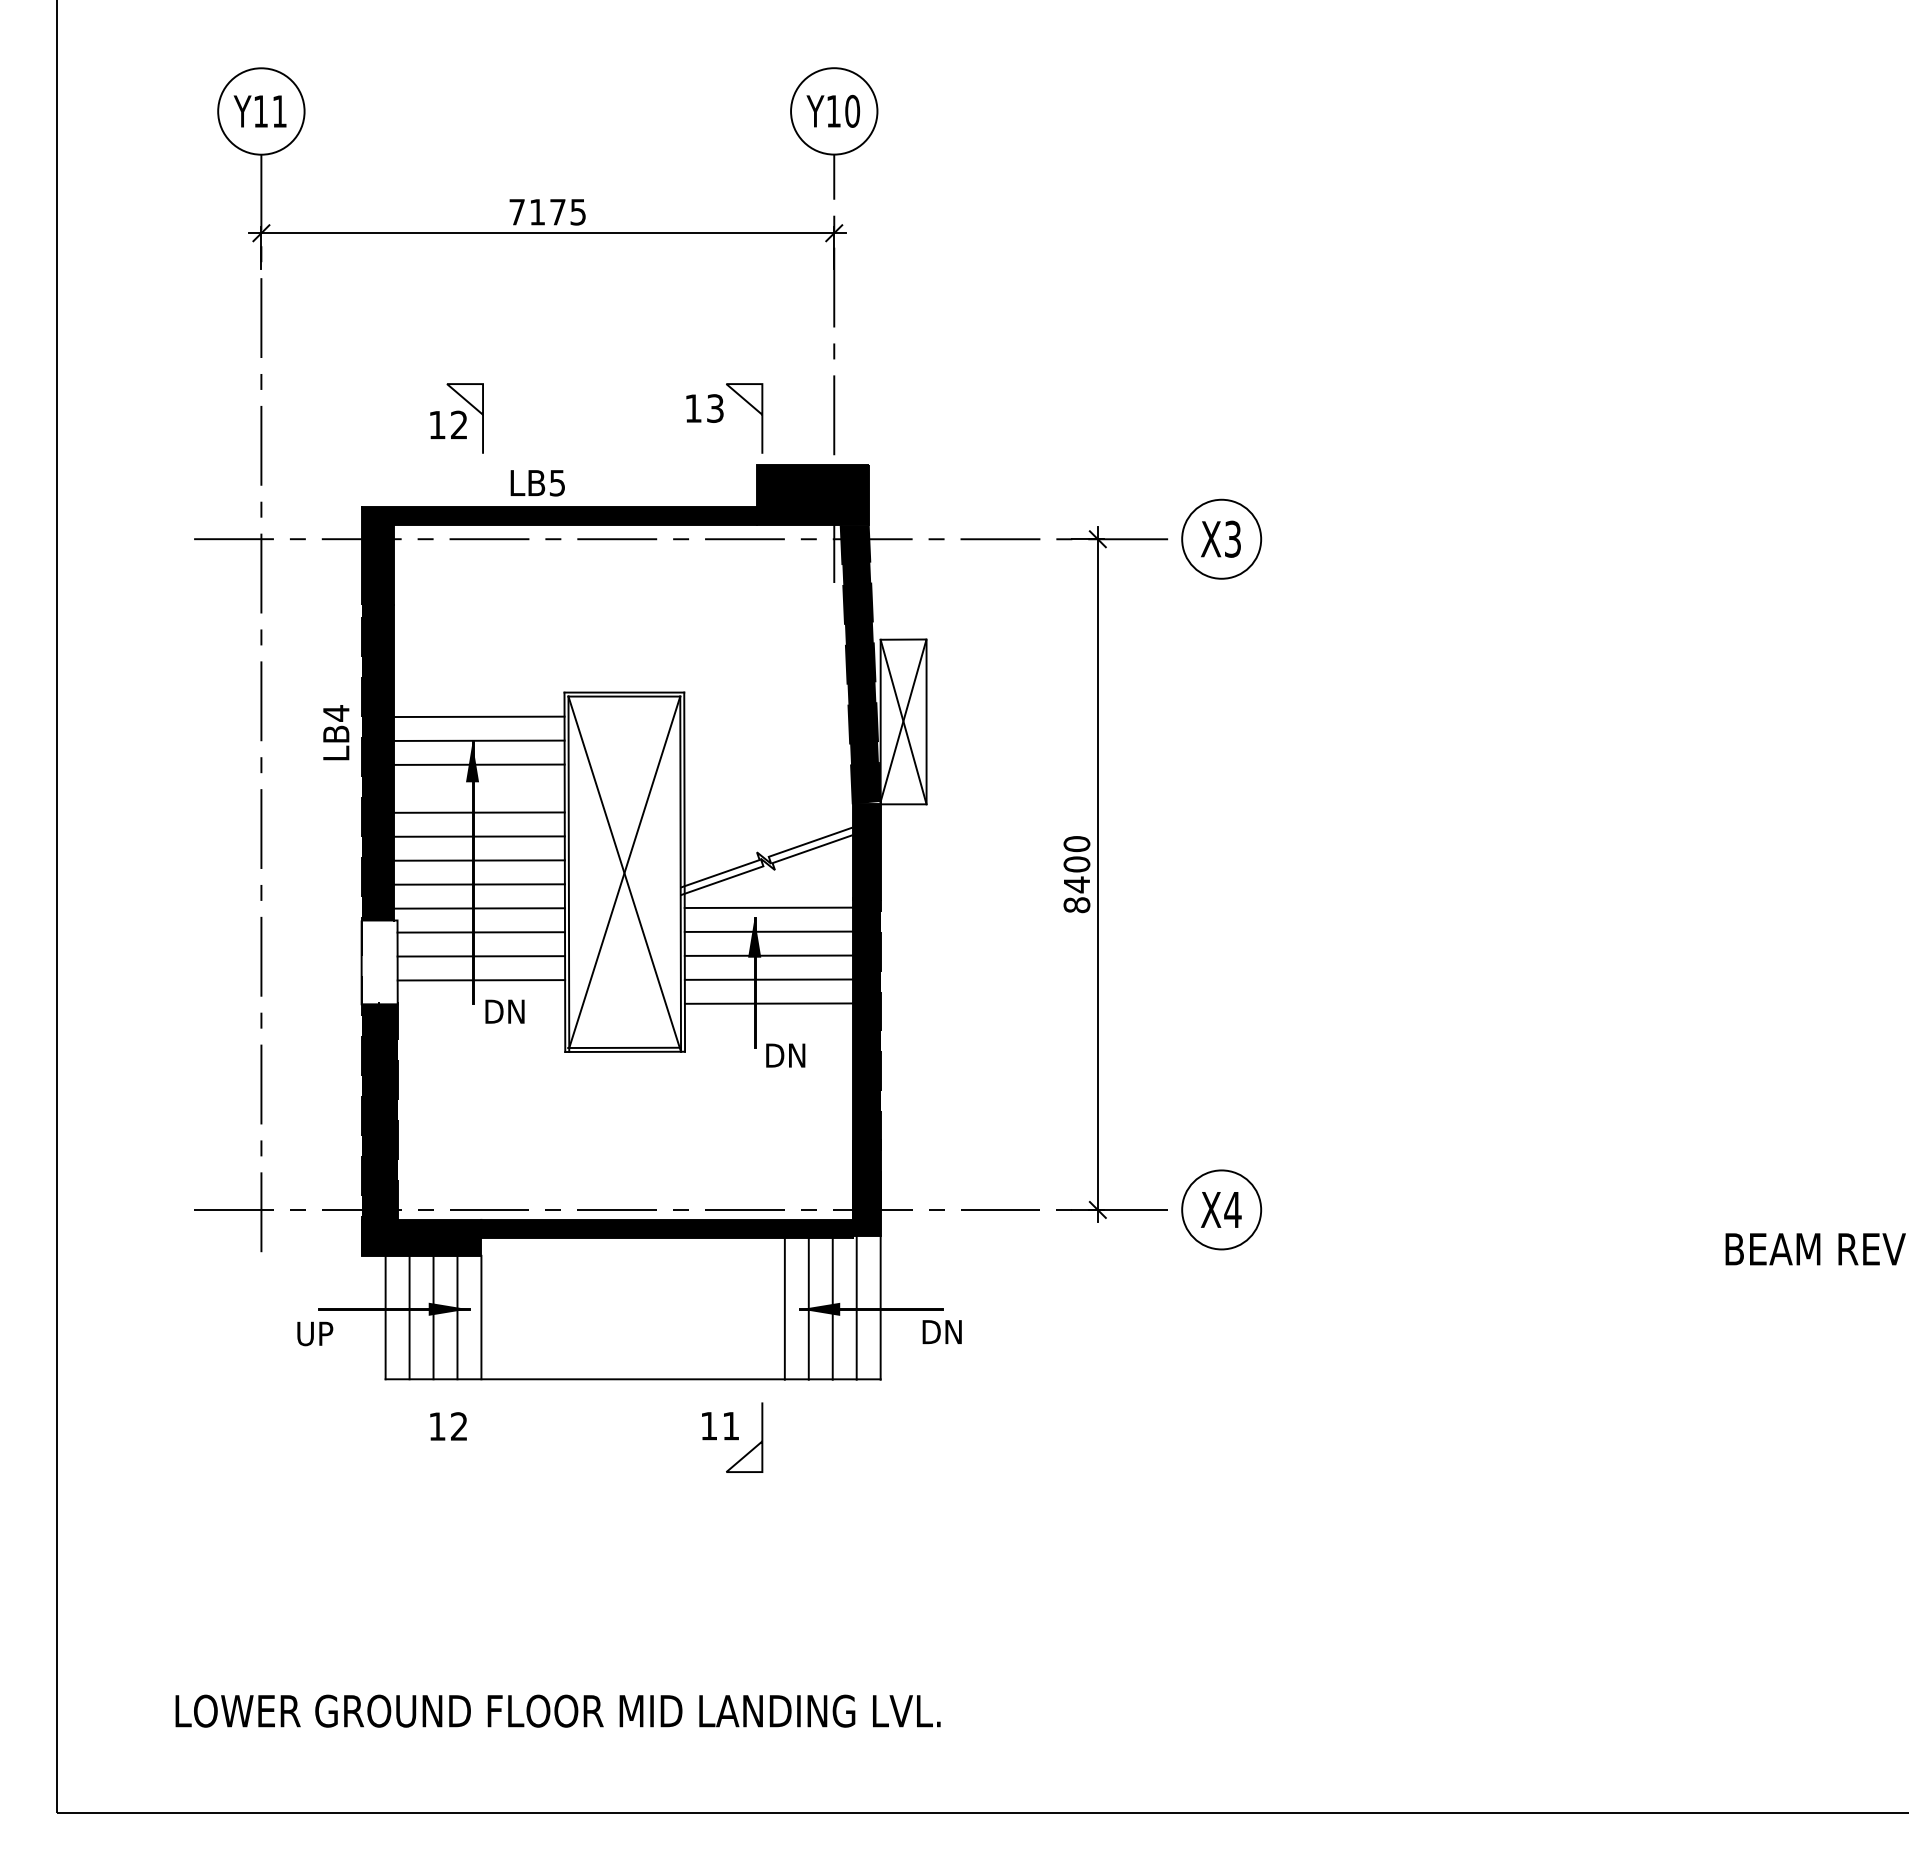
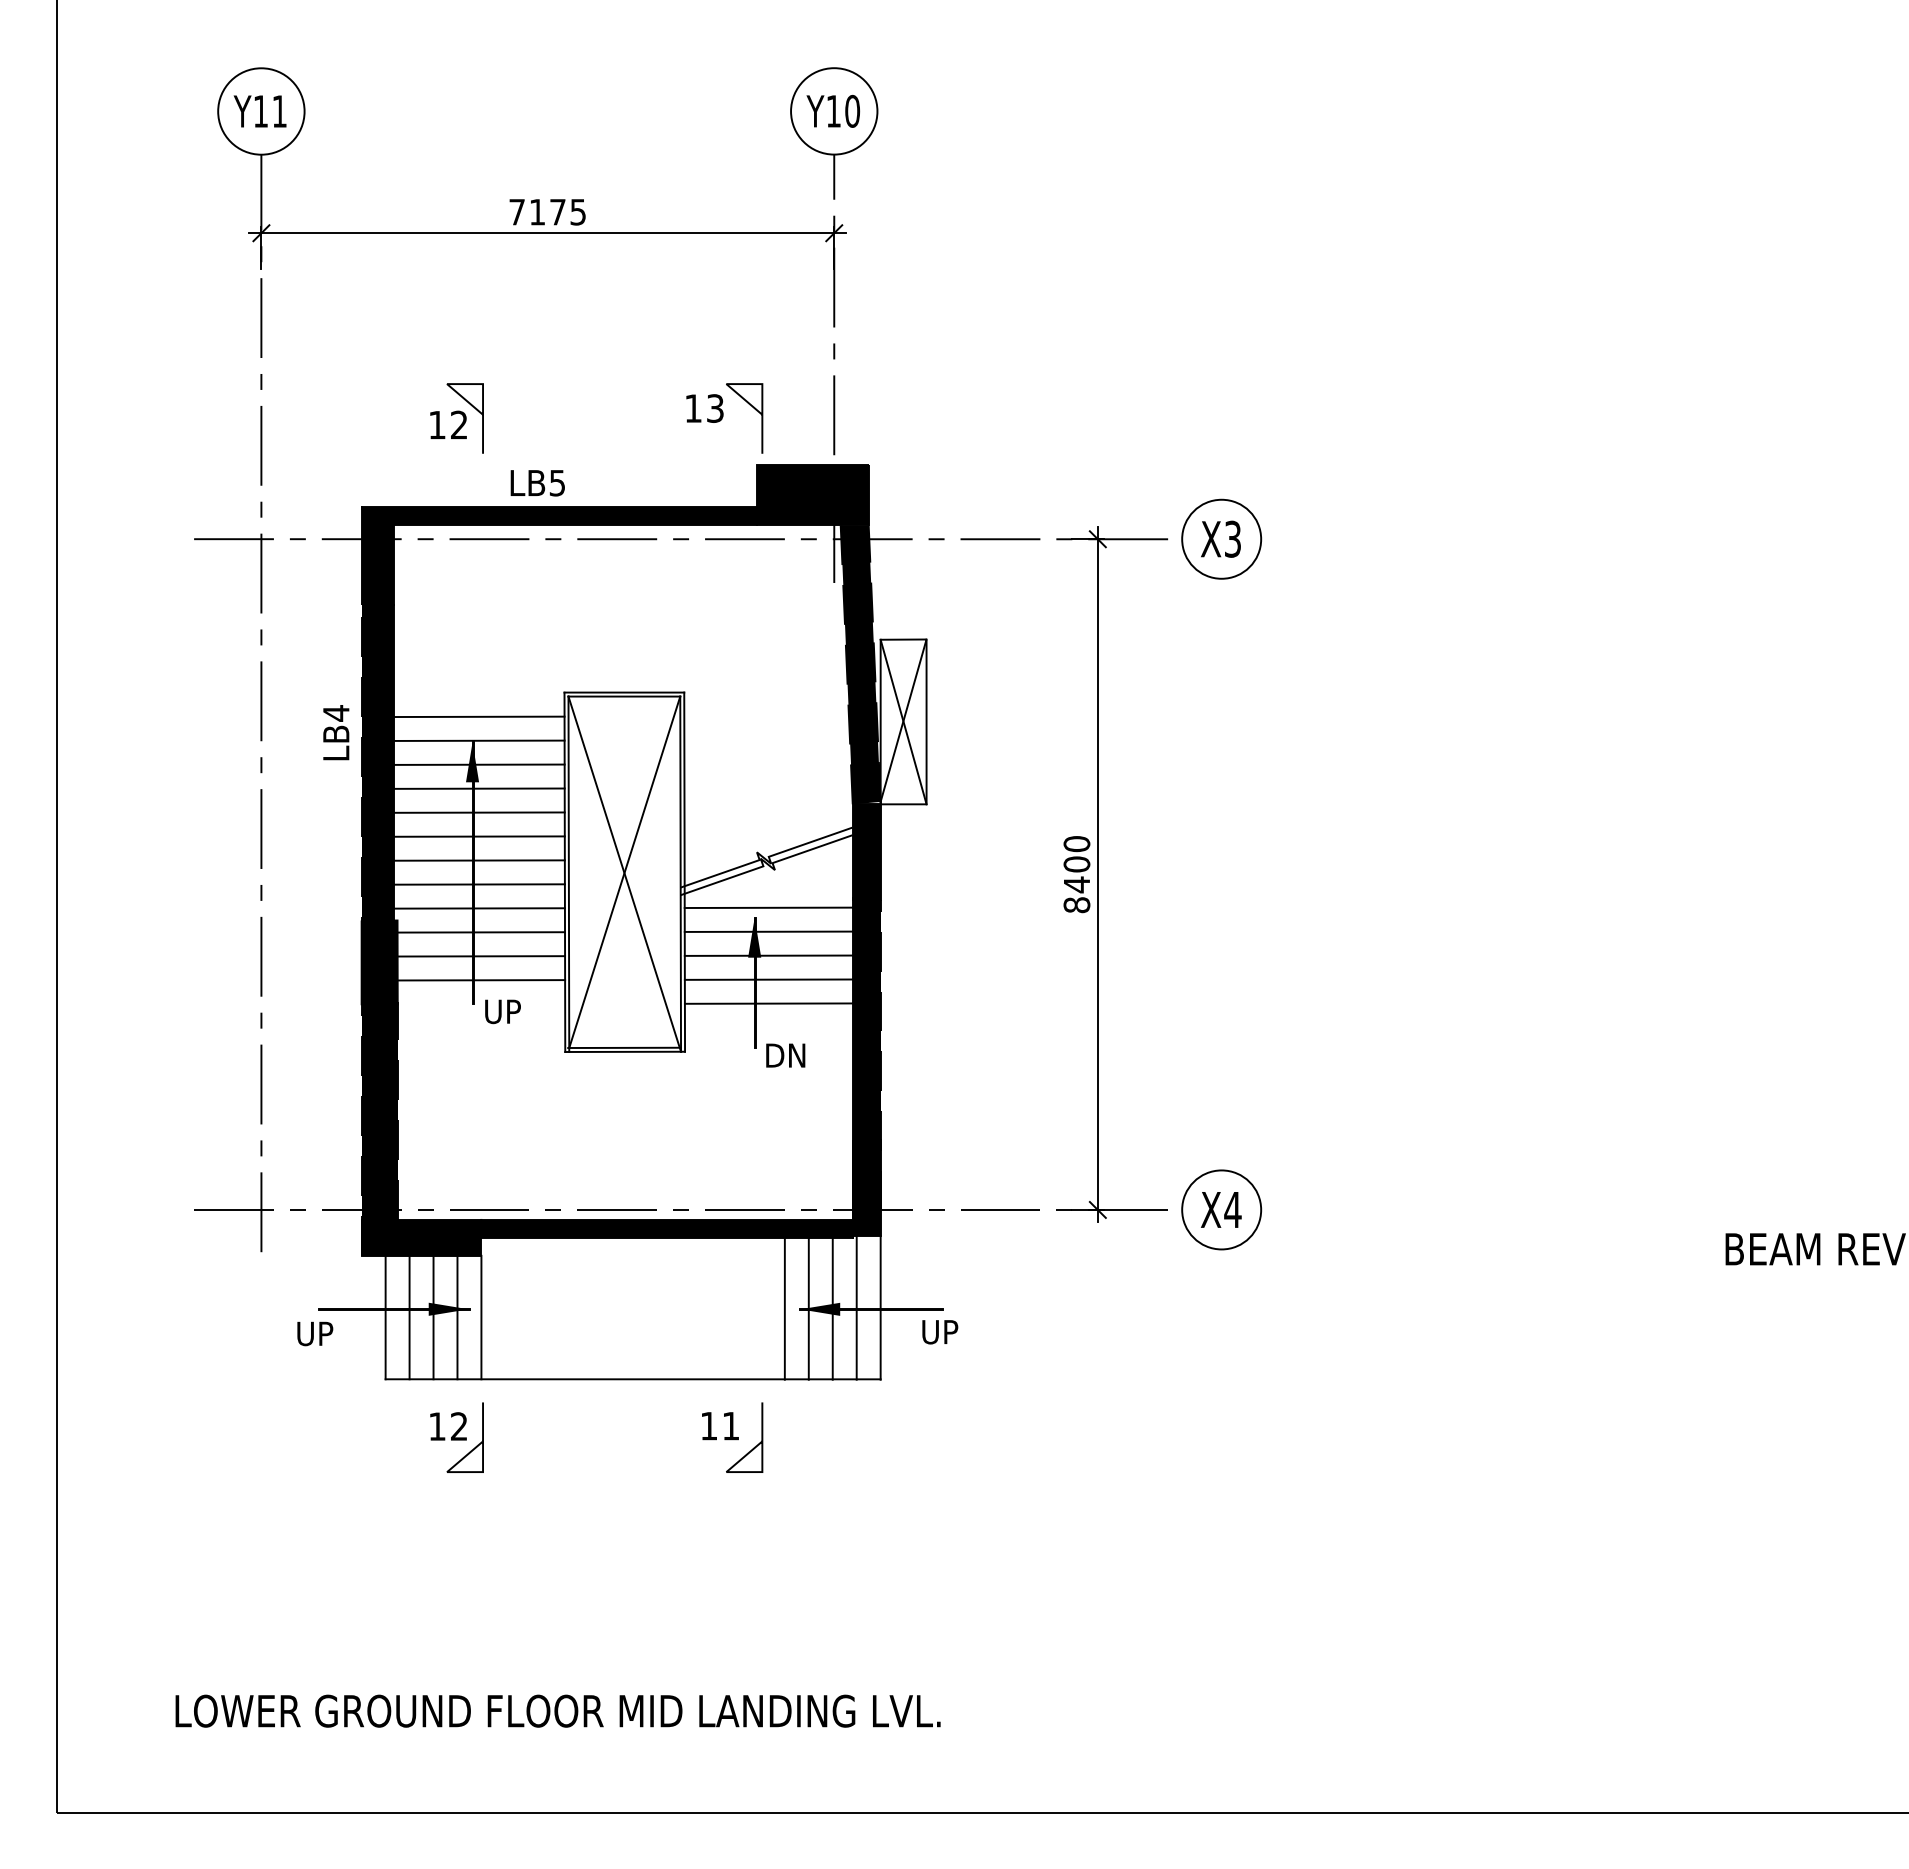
line: none -> present (478, 788)
fill: none -> present (379, 962)
text: DN -> UP (504, 1011)
text: DN -> UP (941, 1332)
line: none -> present (474, 1447)
